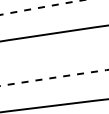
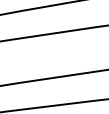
arc: dashed -> solid (41, 7)
arc: dashed -> solid (54, 77)
